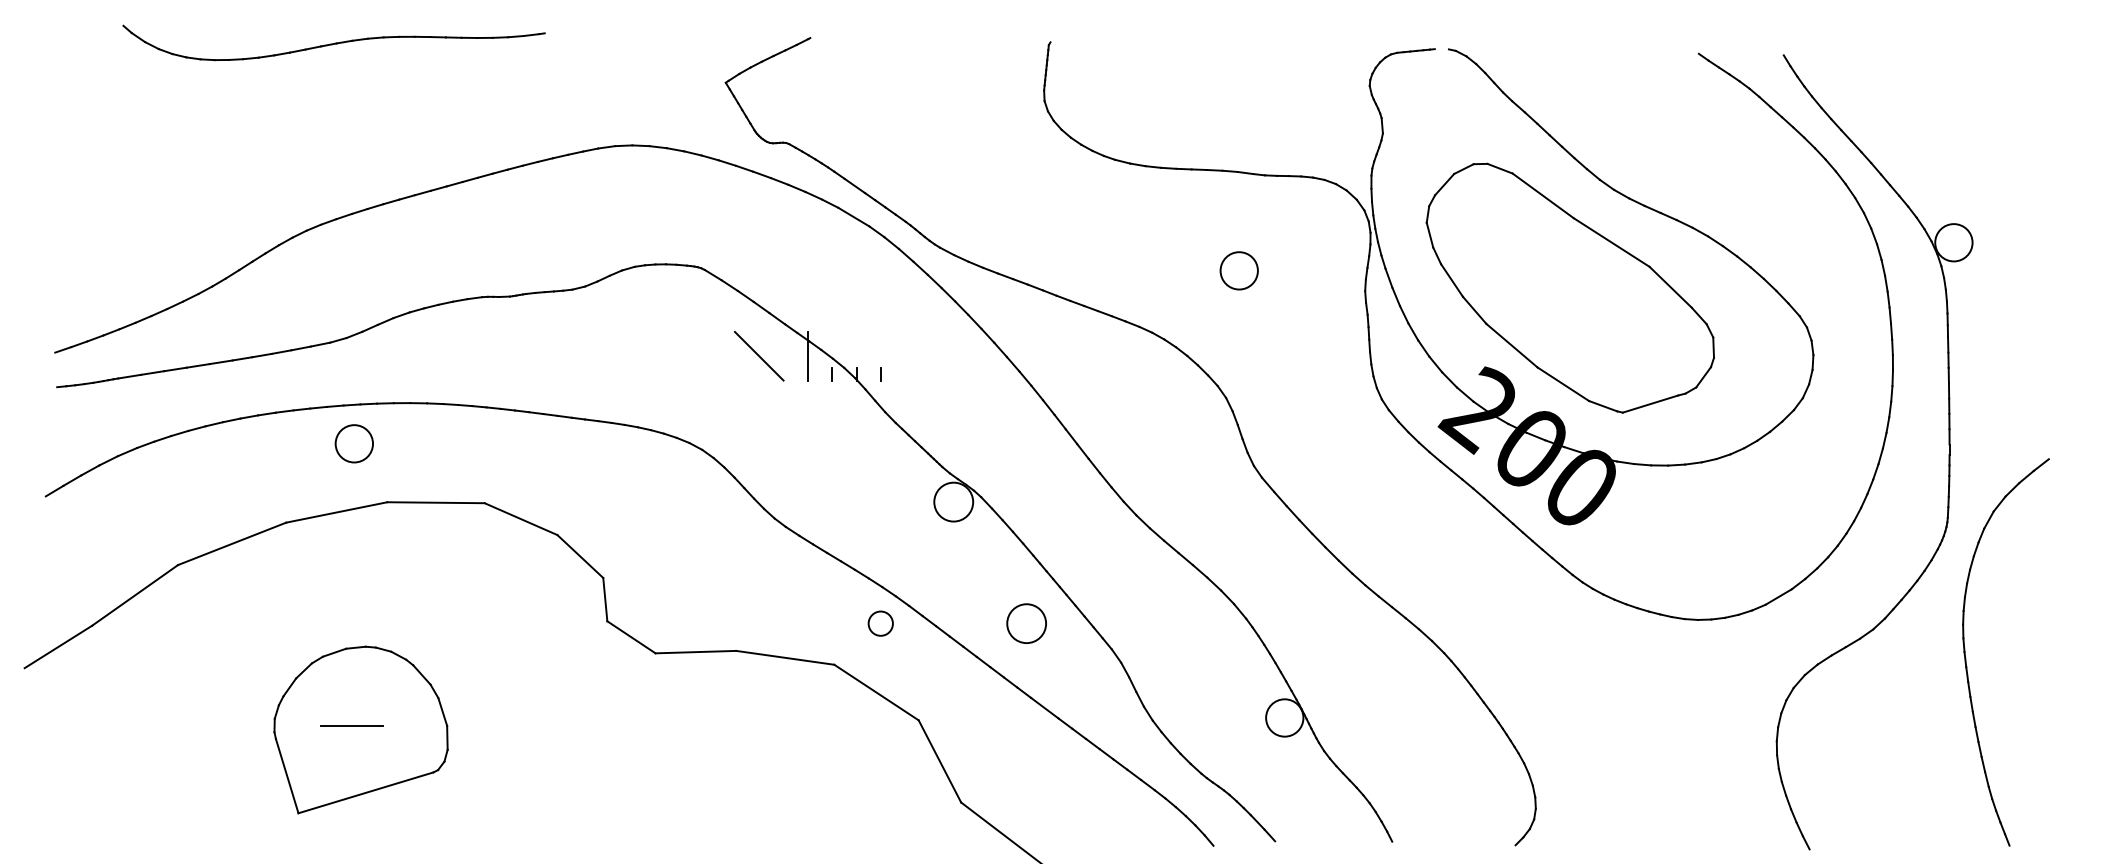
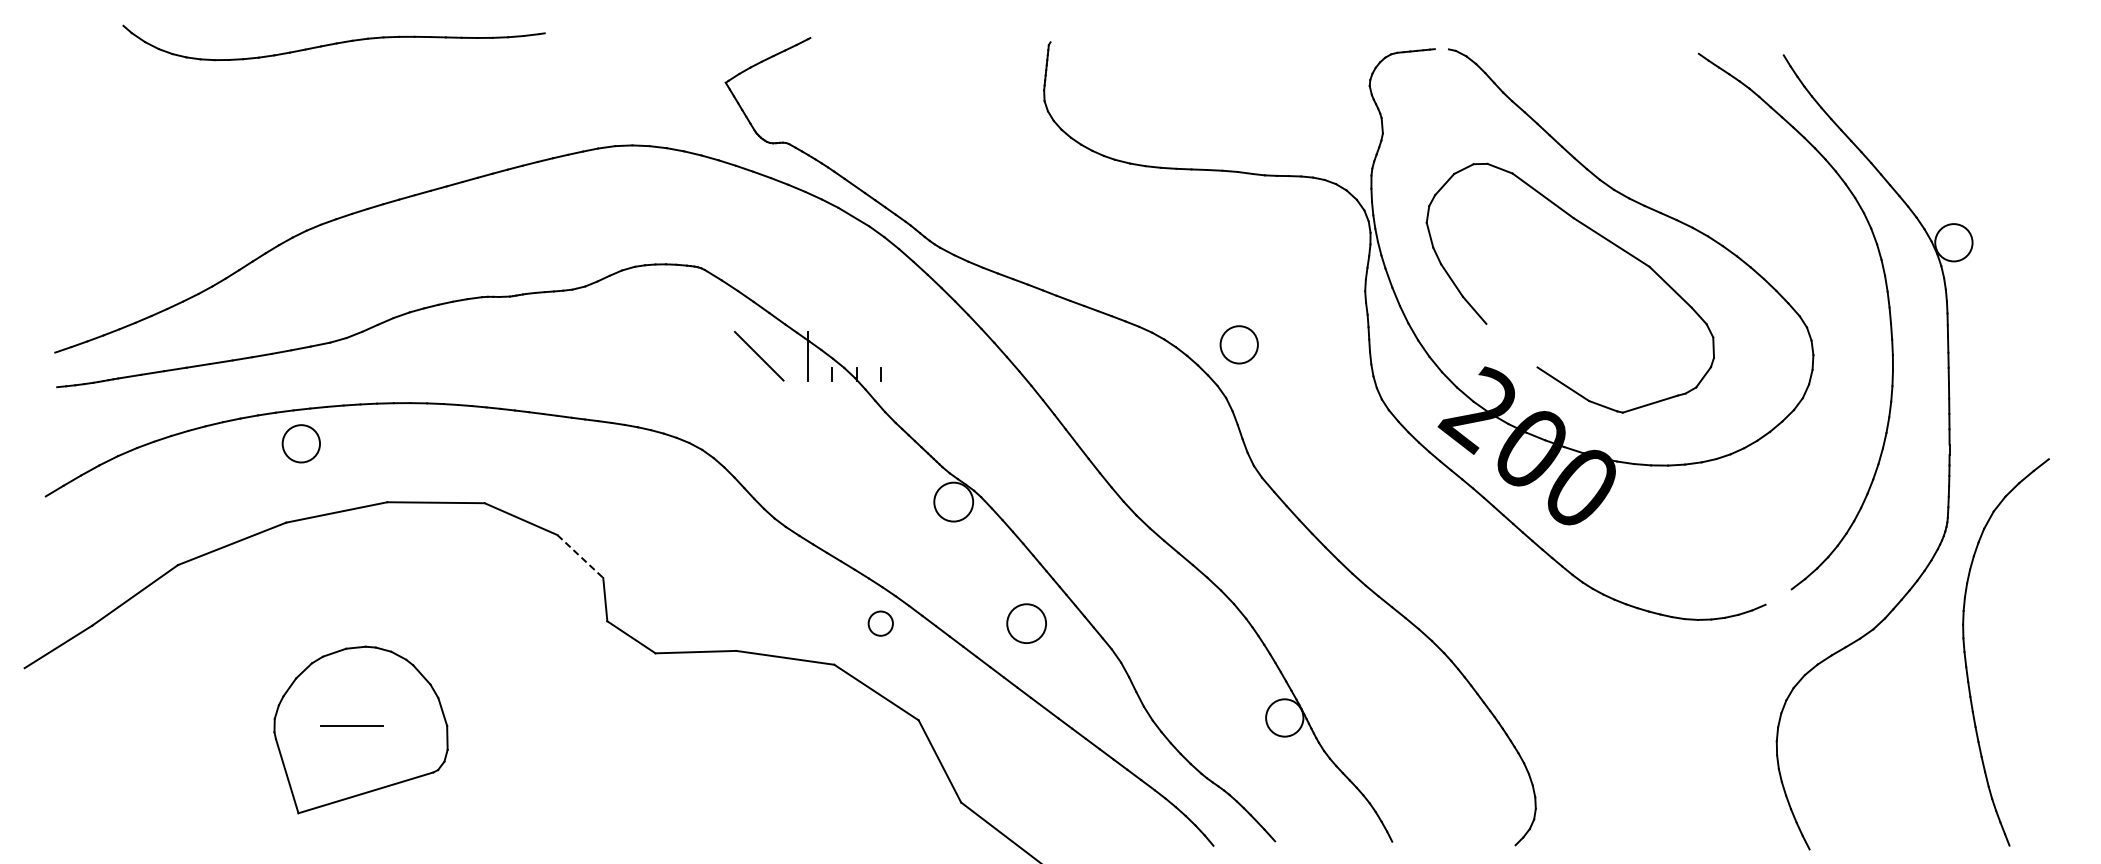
circle position: (1238, 270) -> (1238, 344) (1238, 344)
line: present -> none (1511, 345)
circle position: (353, 443) -> (300, 443) (300, 443)
line: solid -> dashed (580, 556)
line: present -> none (1778, 596)
